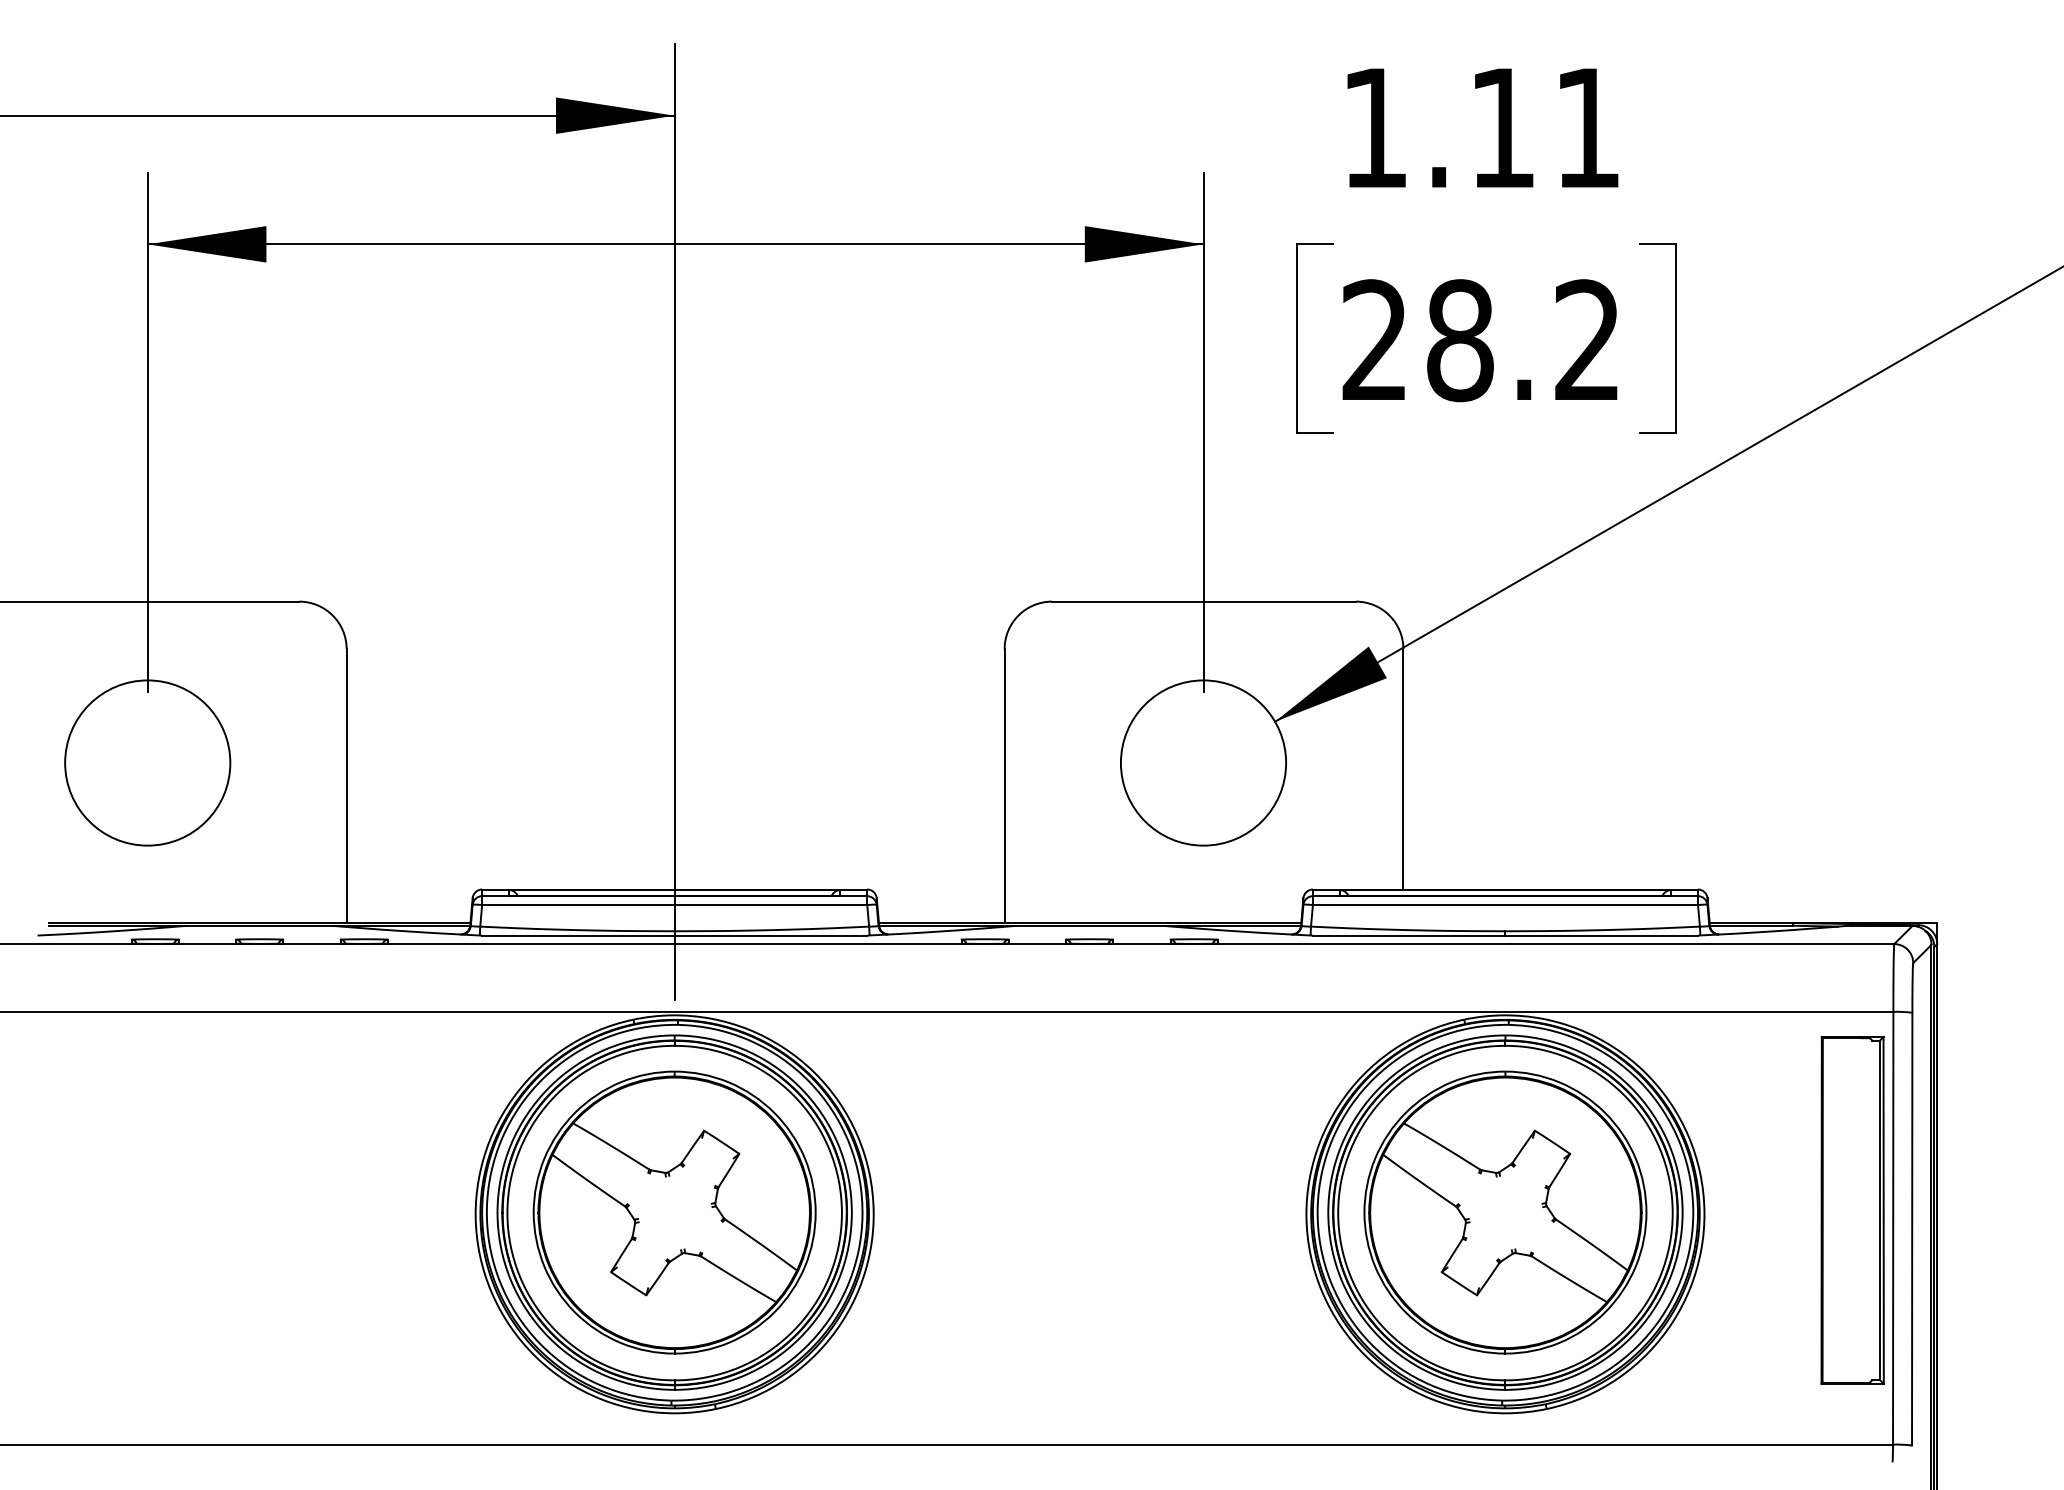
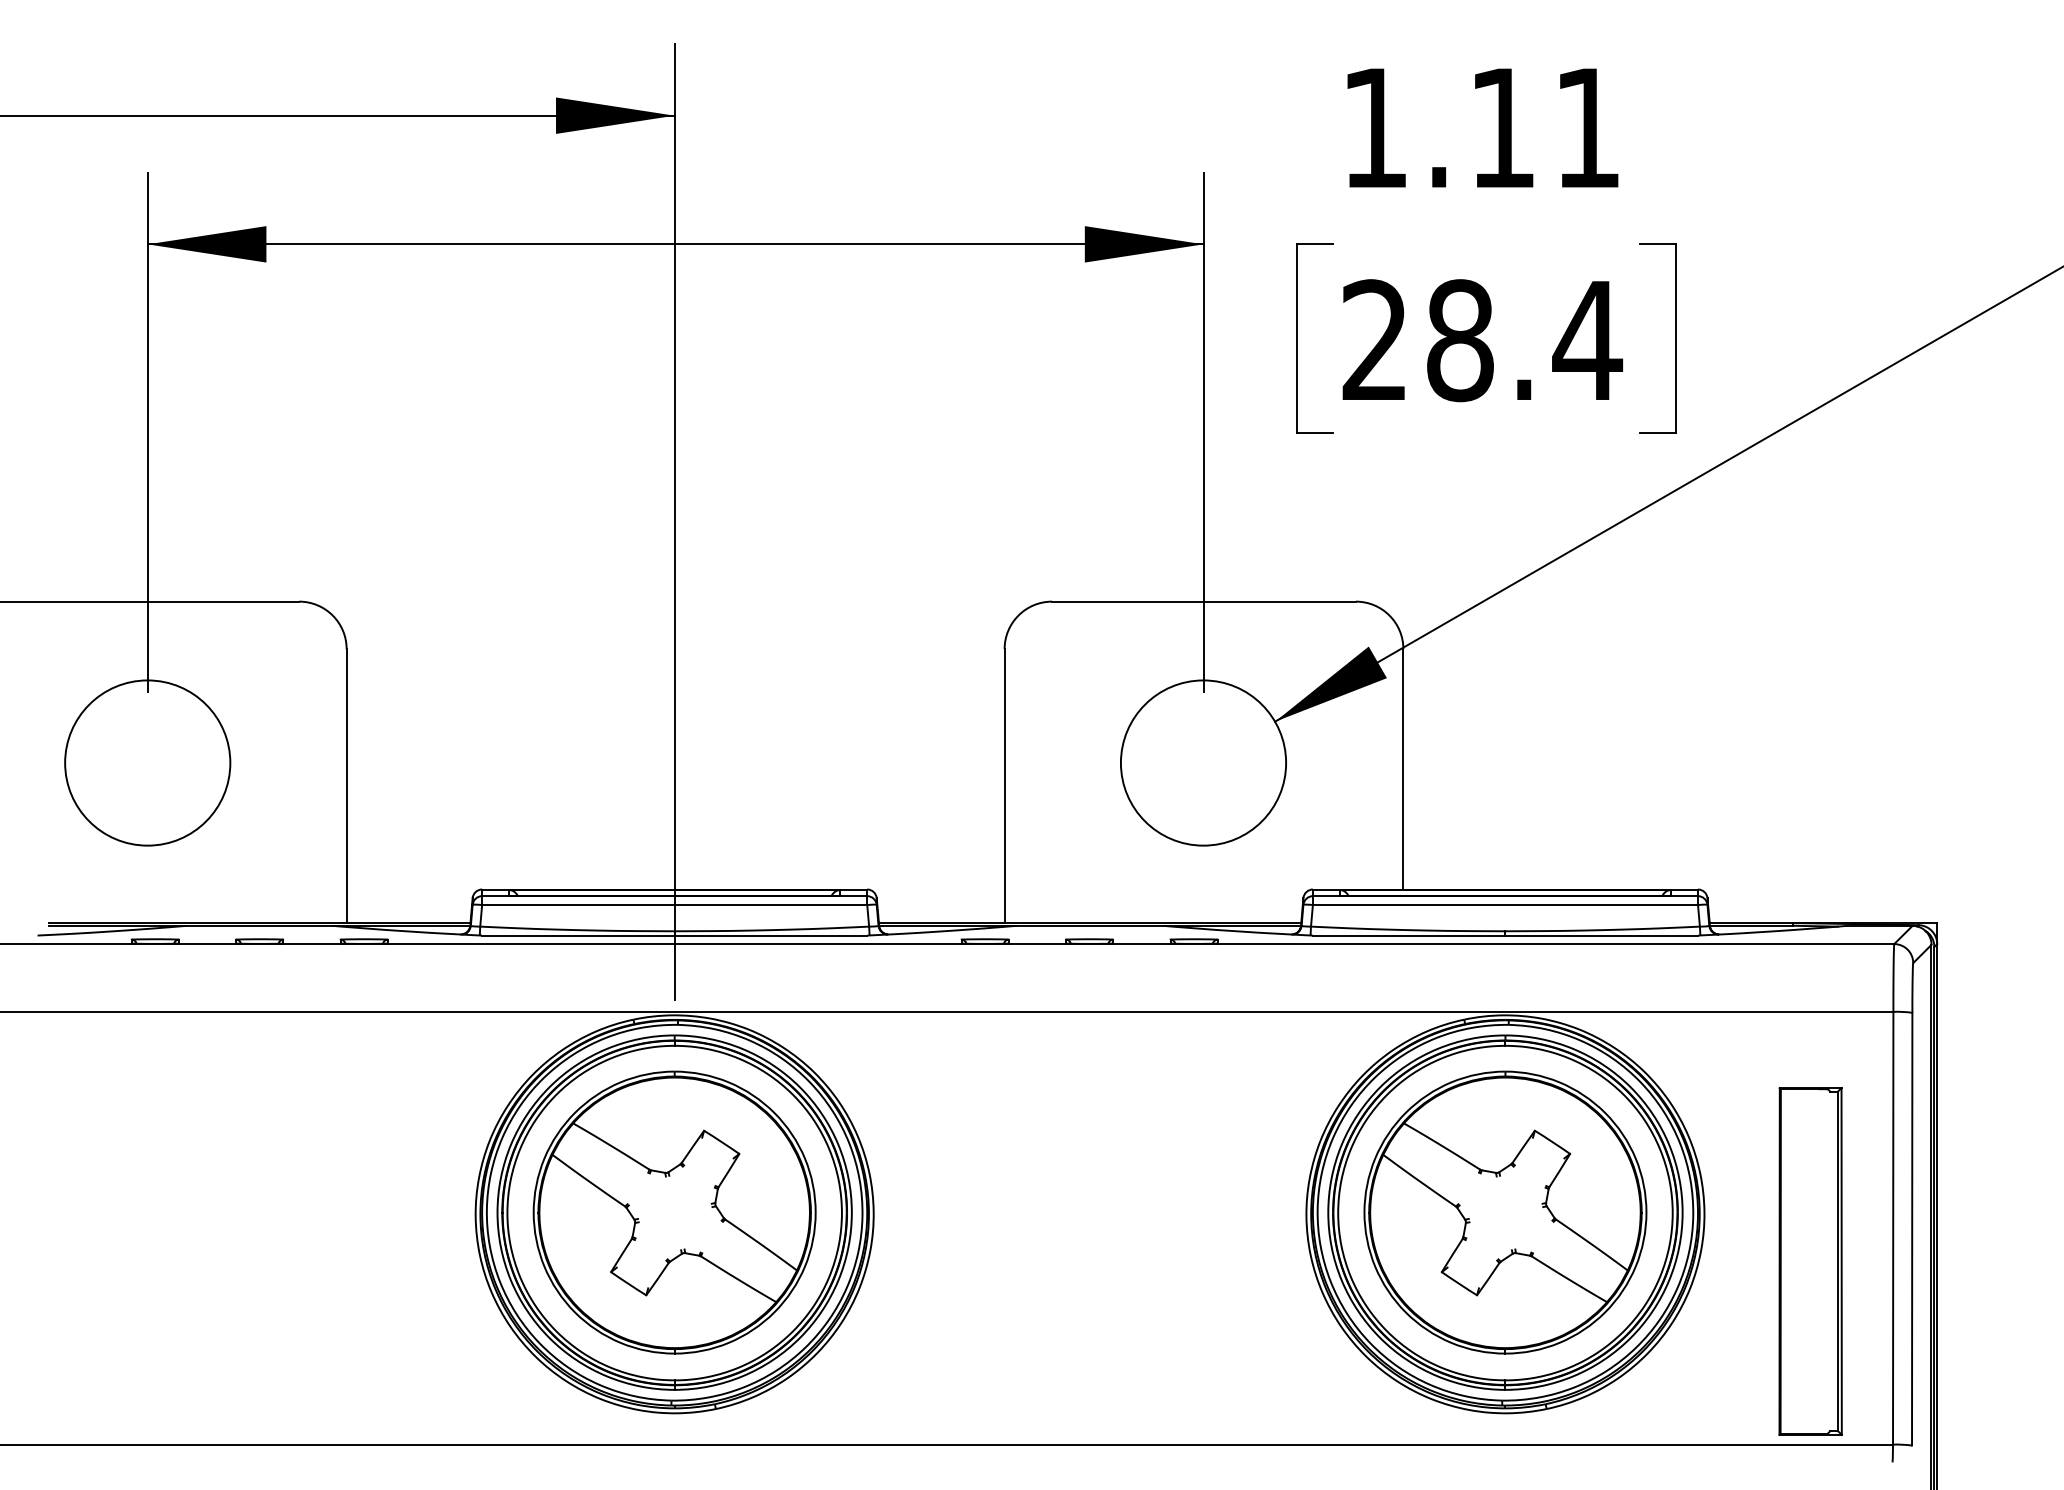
text: 28.2 -> 28.4 (1587, 339)
part position: (1852, 1210) -> (1810, 1261) (1810, 1261)
